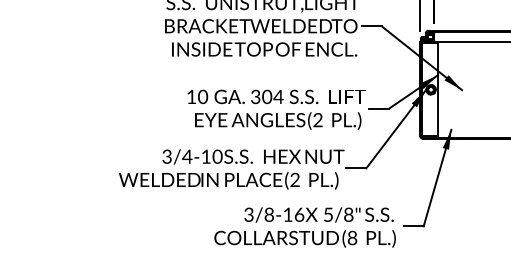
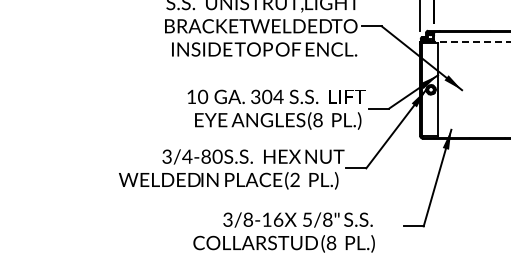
line: solid -> dashed (472, 41)
text: (2 -> (8 (317, 120)
text: 3/4-10 -> 3/4-80 (205, 156)
text position: (304, 227) -> (283, 232) (283, 232)
